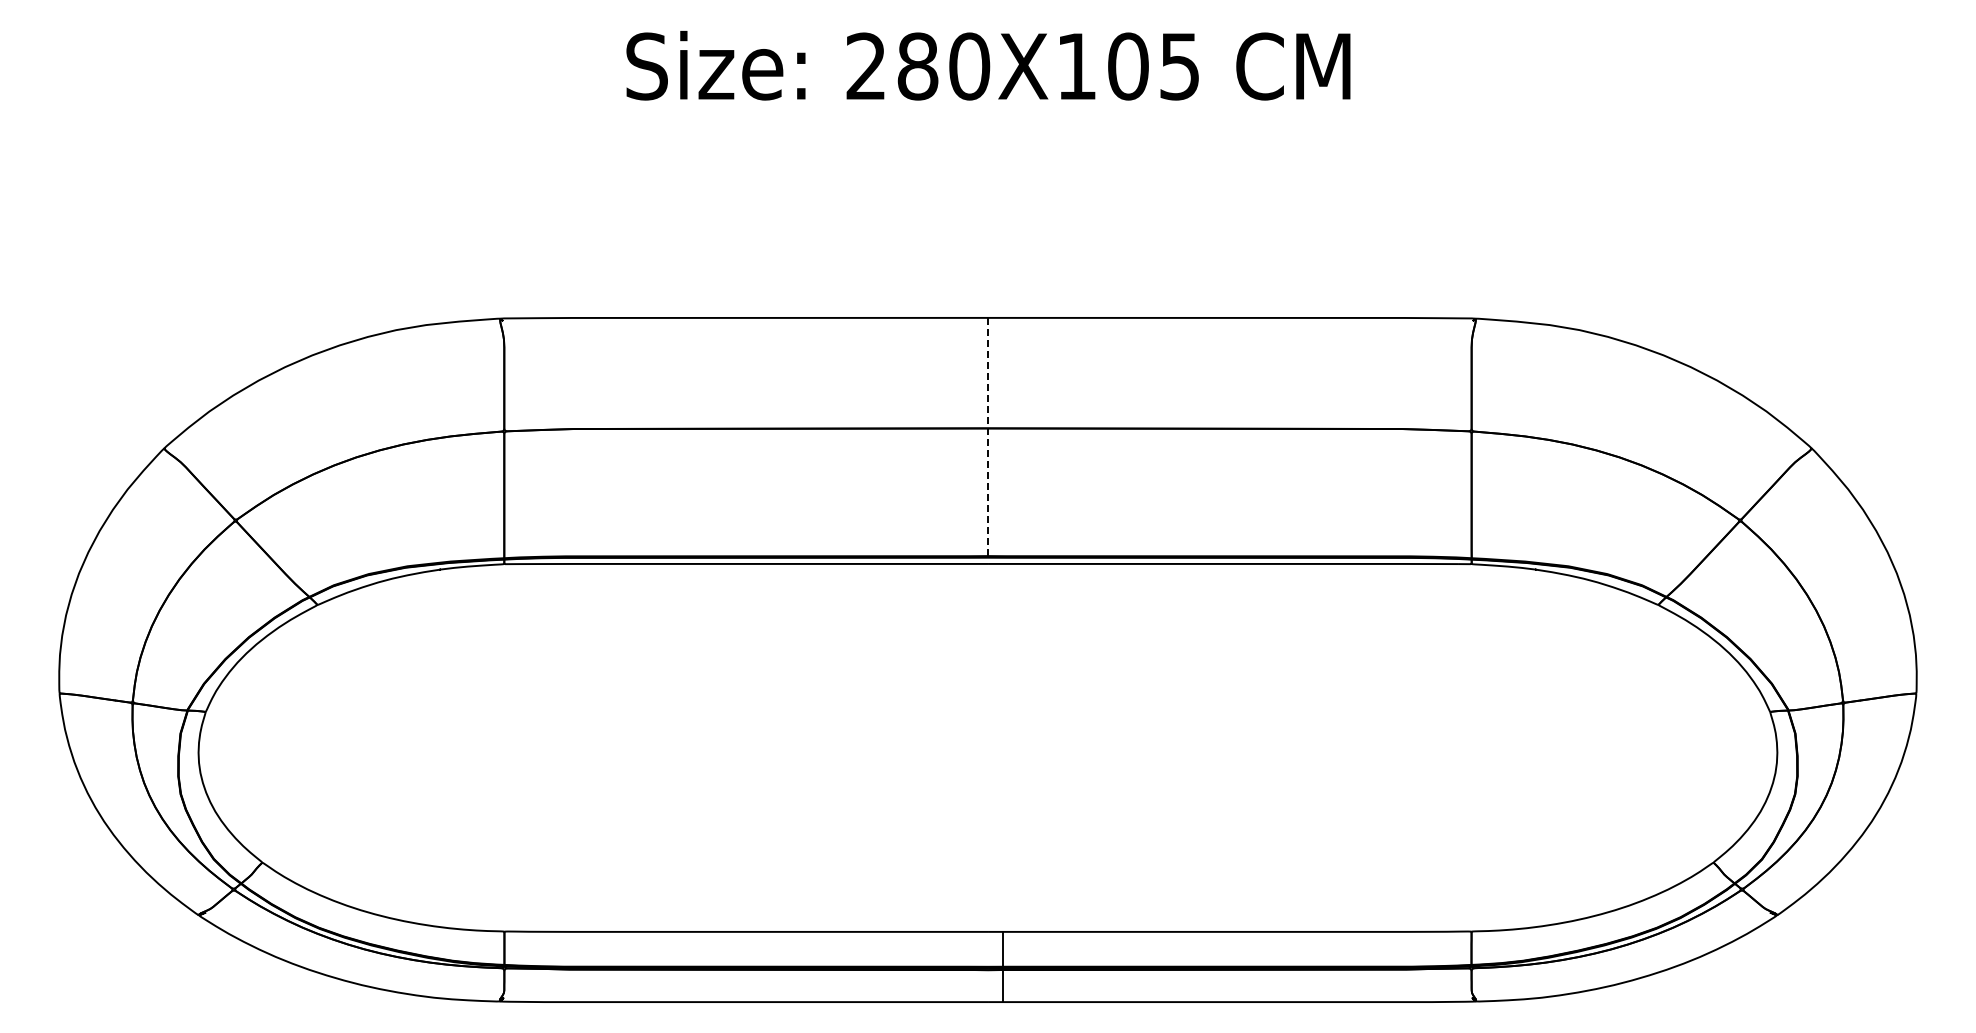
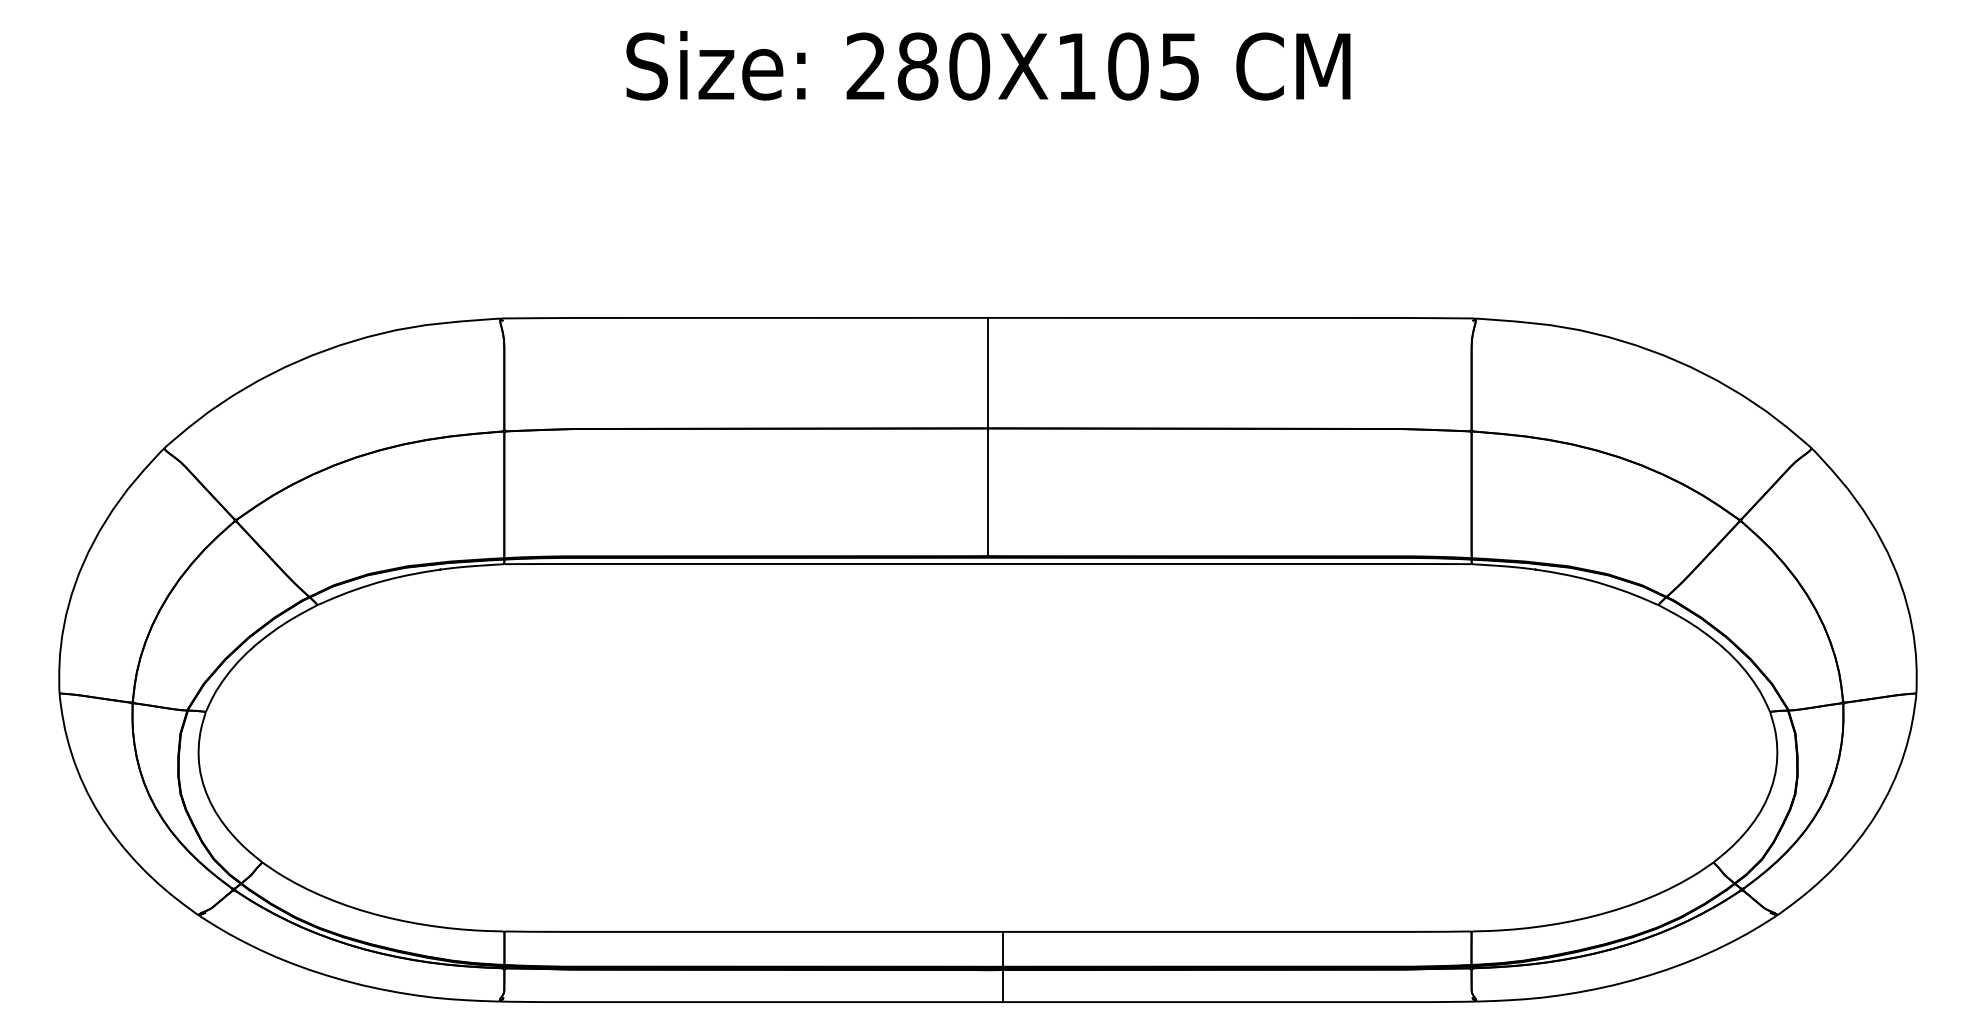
line: dashed -> solid (988, 437)
